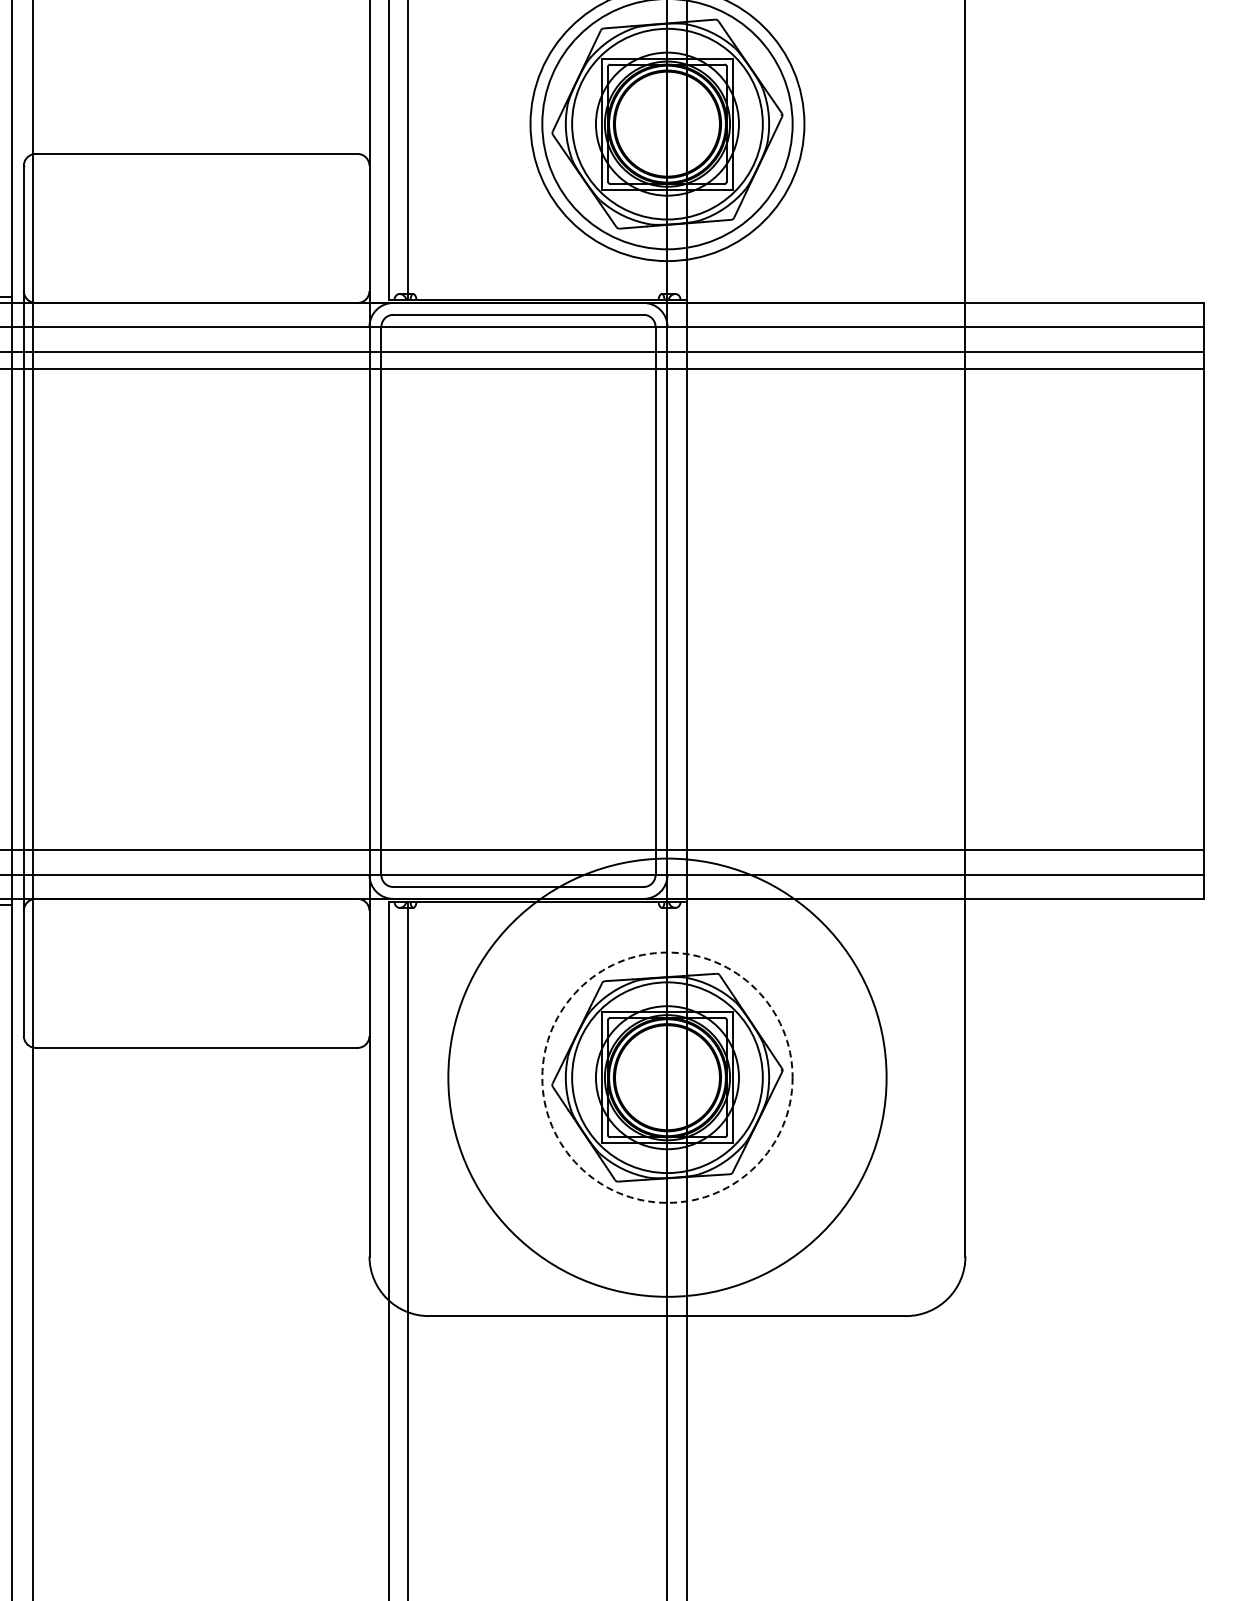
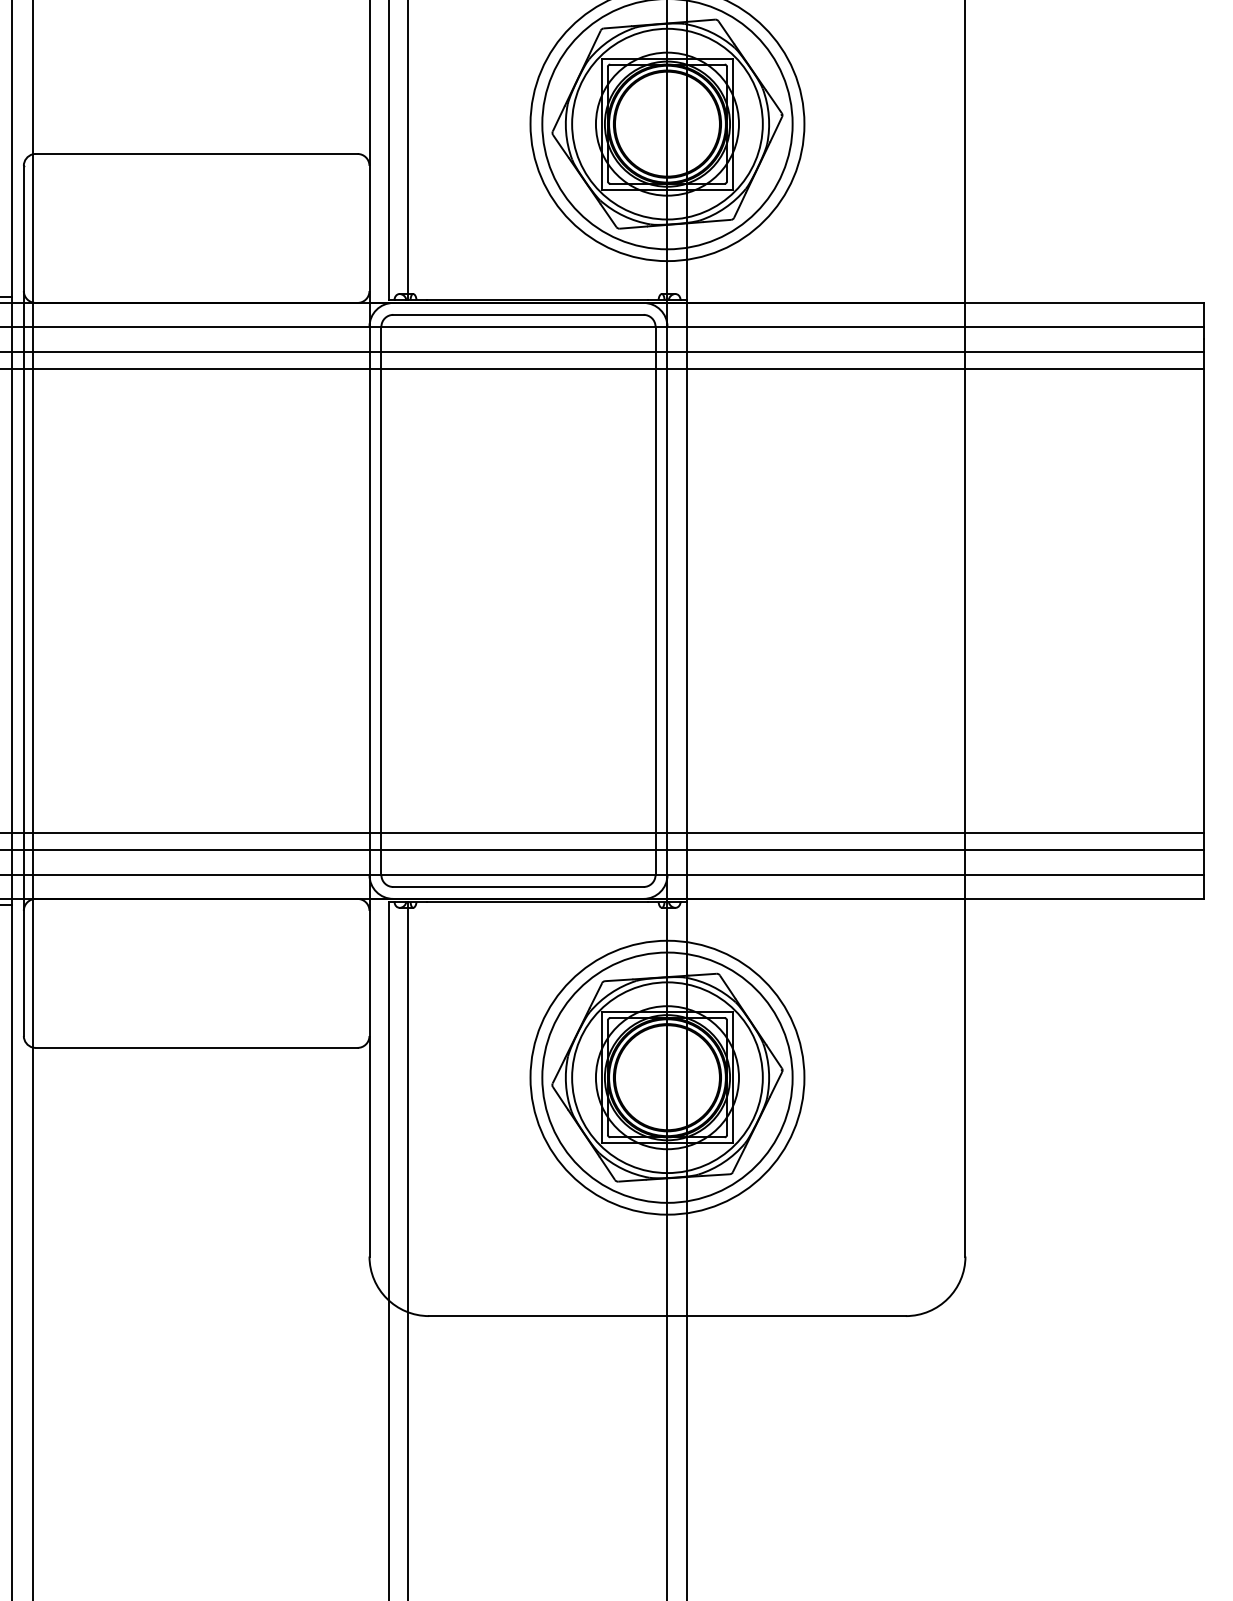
line: none -> present (602, 833)
circle diameter: 438 px -> 274 px (667, 1077)
circle: dashed -> solid (667, 1077)
